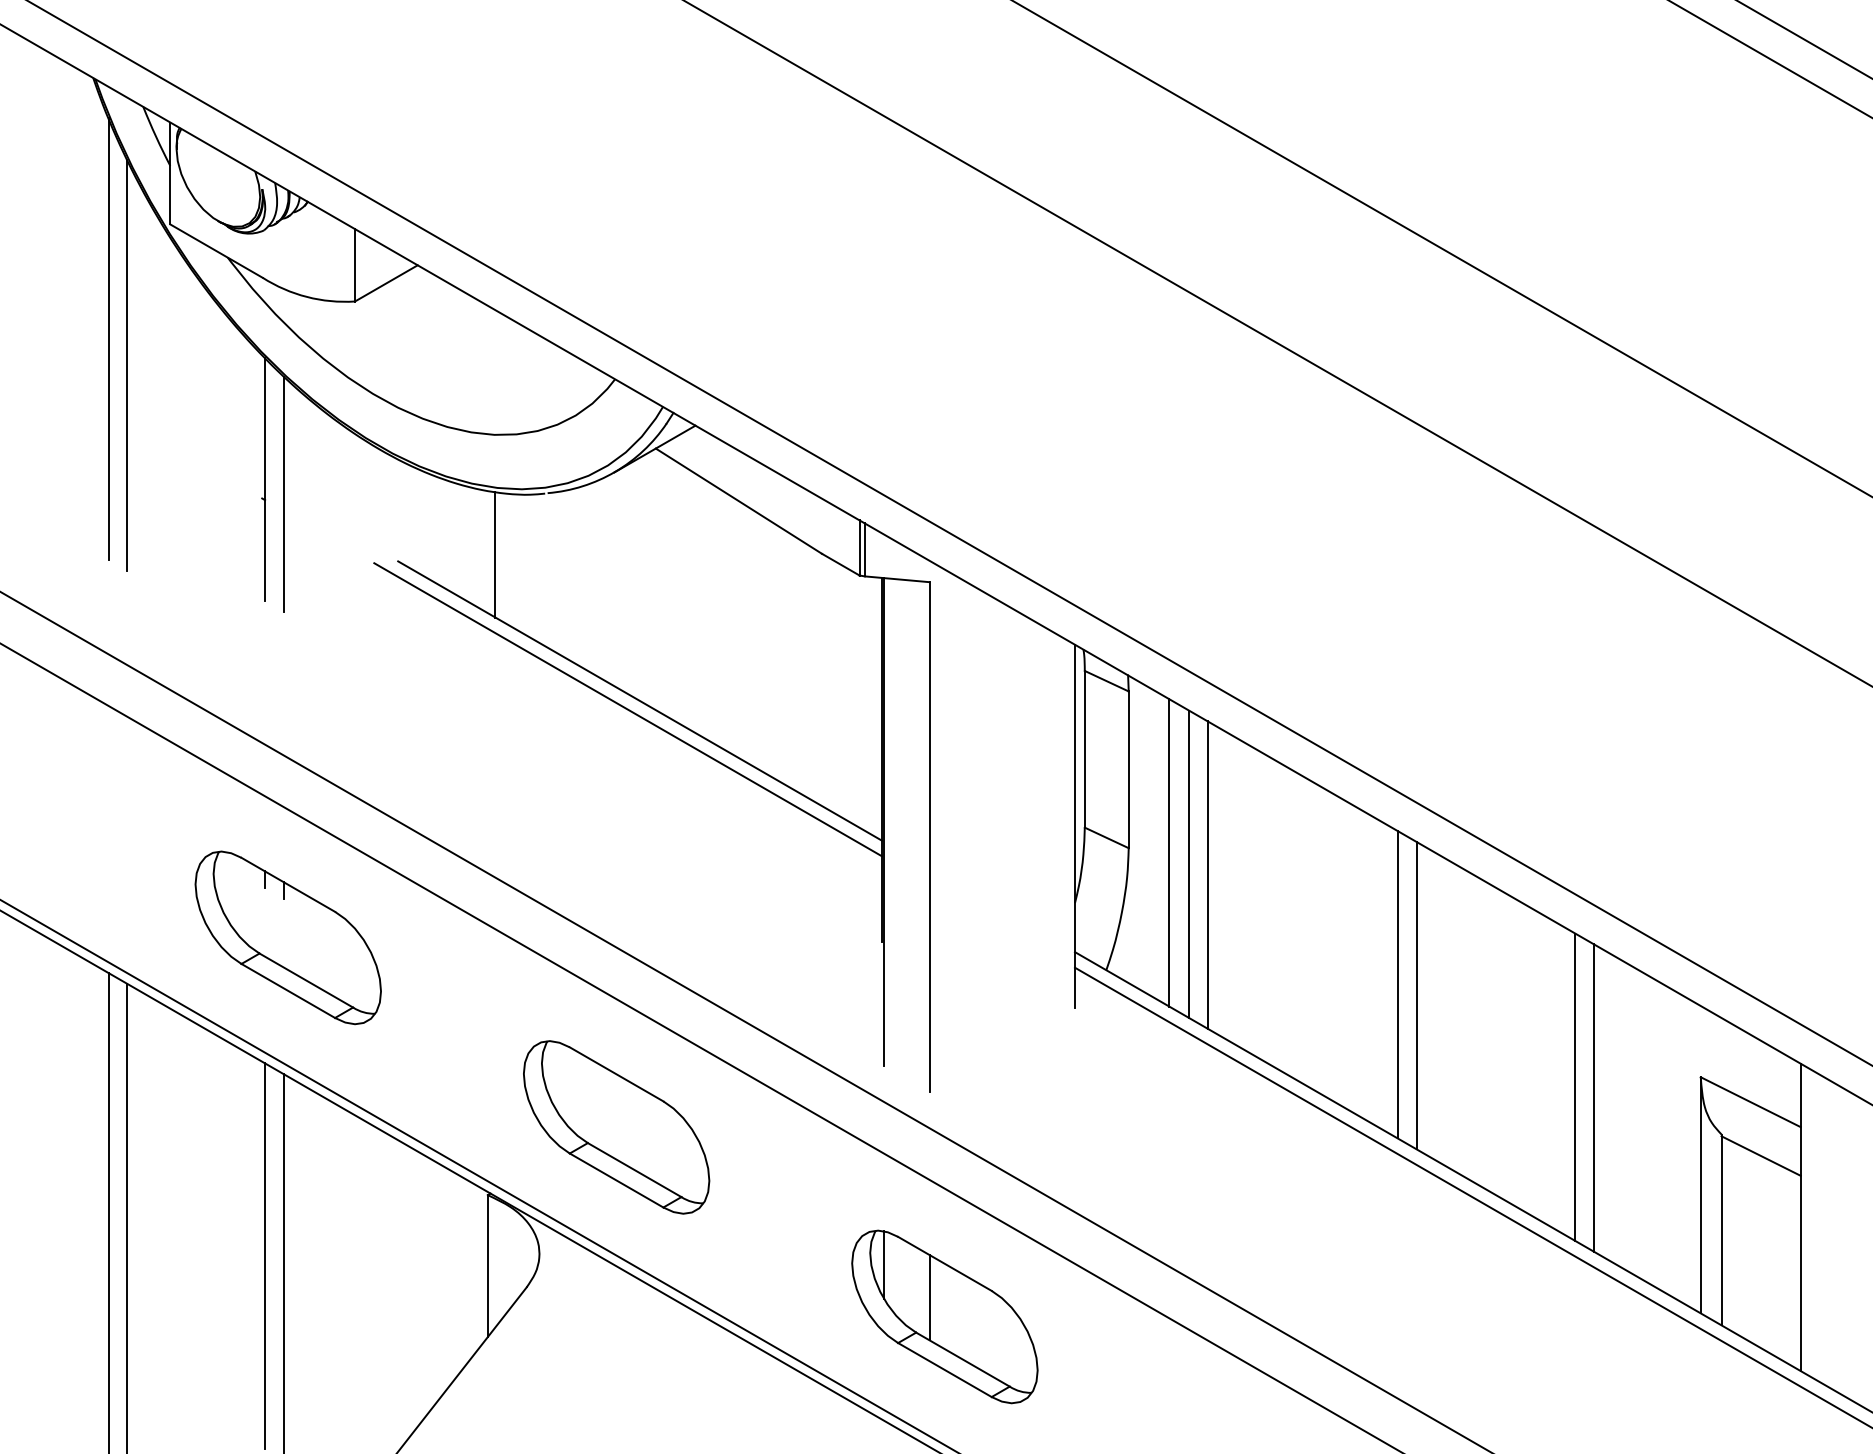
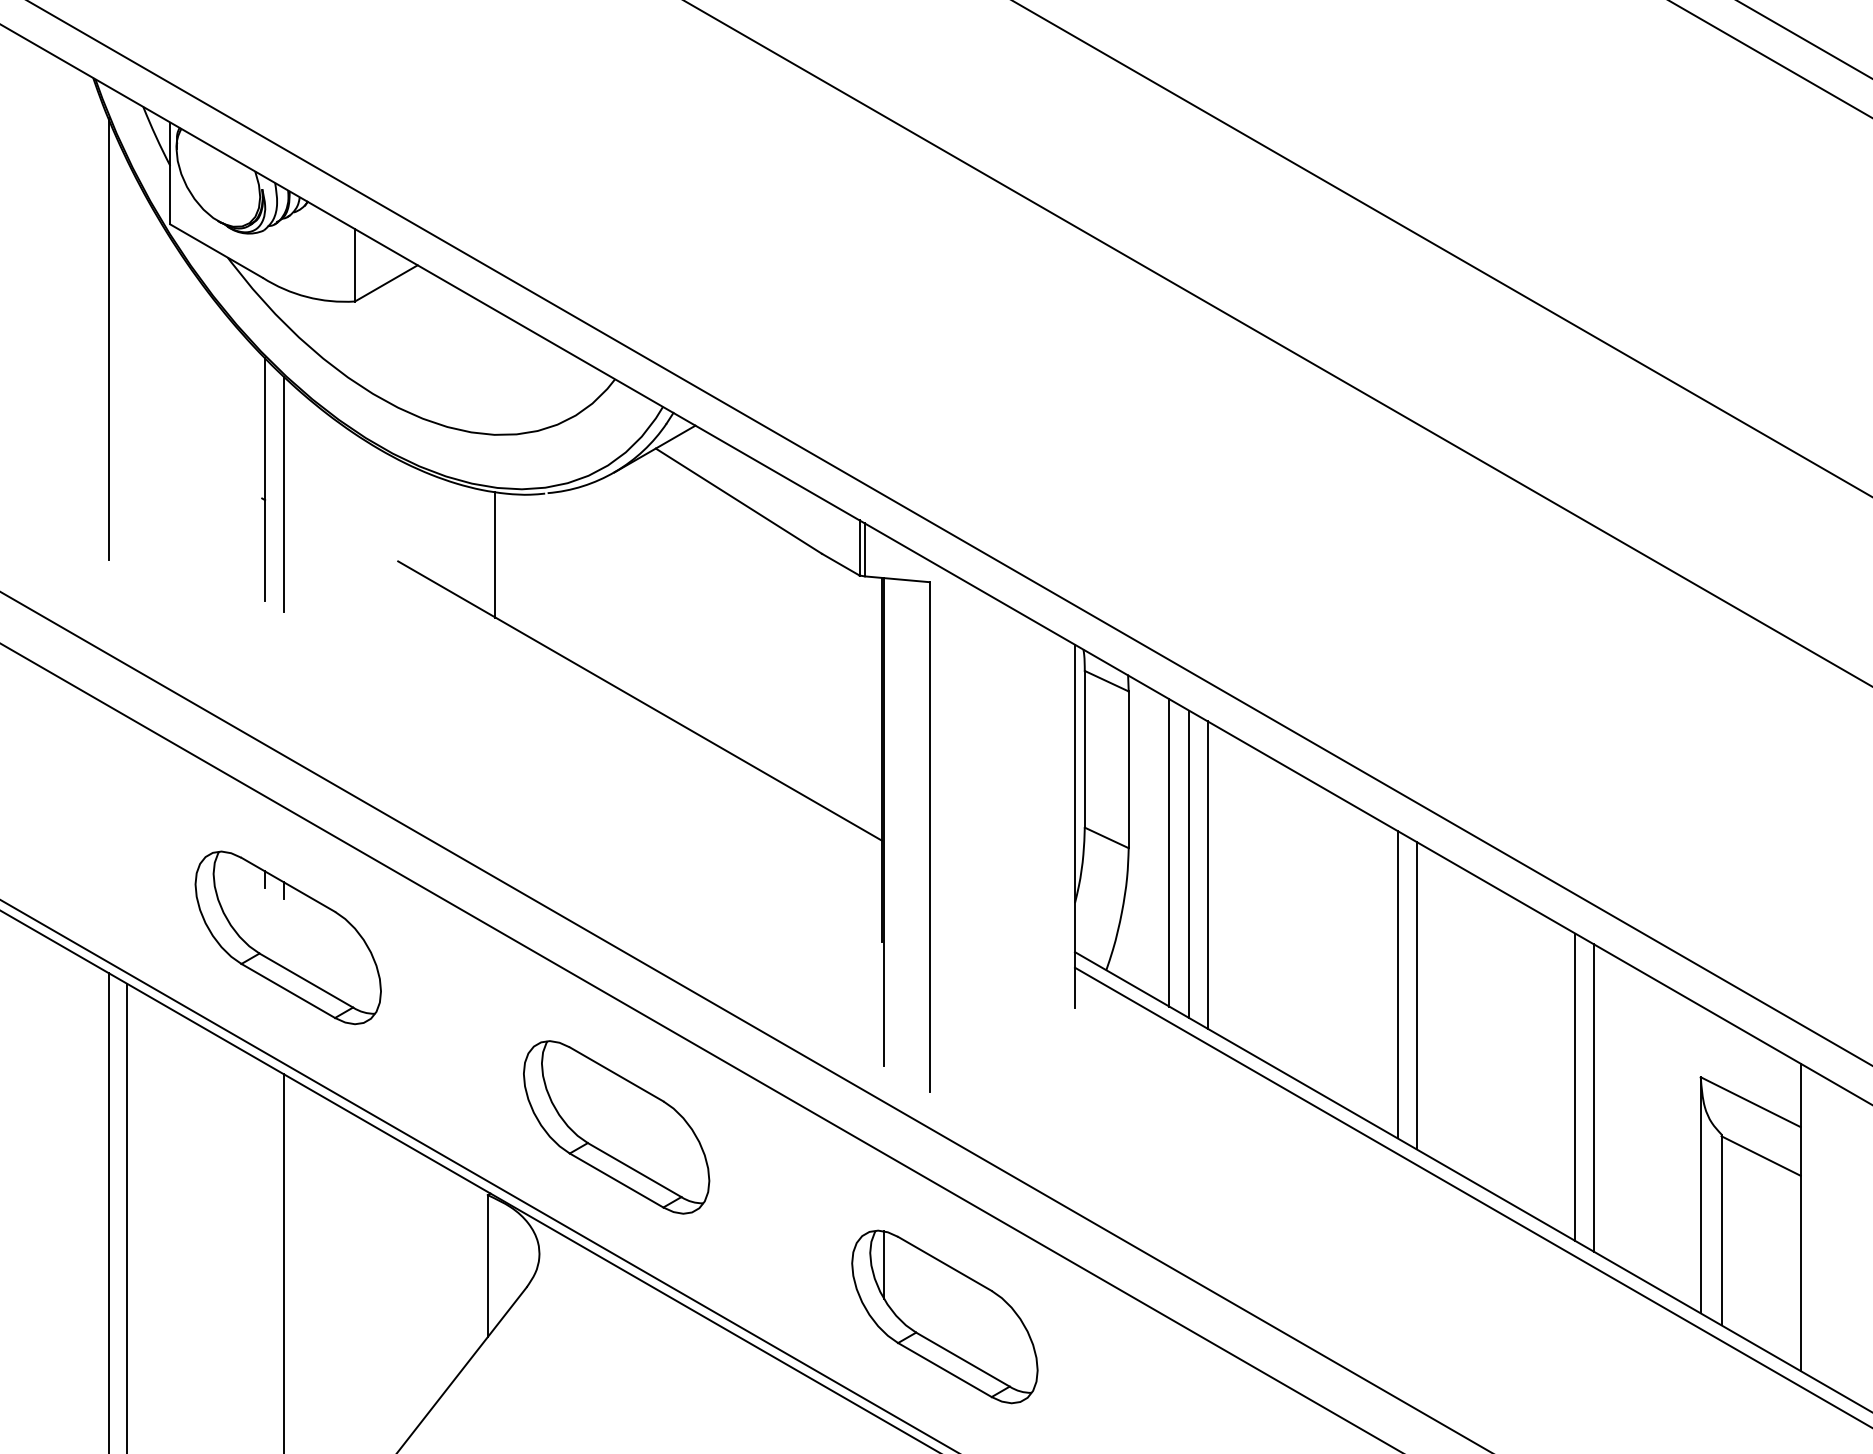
line: present -> none (127, 365)
line: present -> none (627, 709)
line: present -> none (265, 1255)
line: present -> none (929, 1297)
